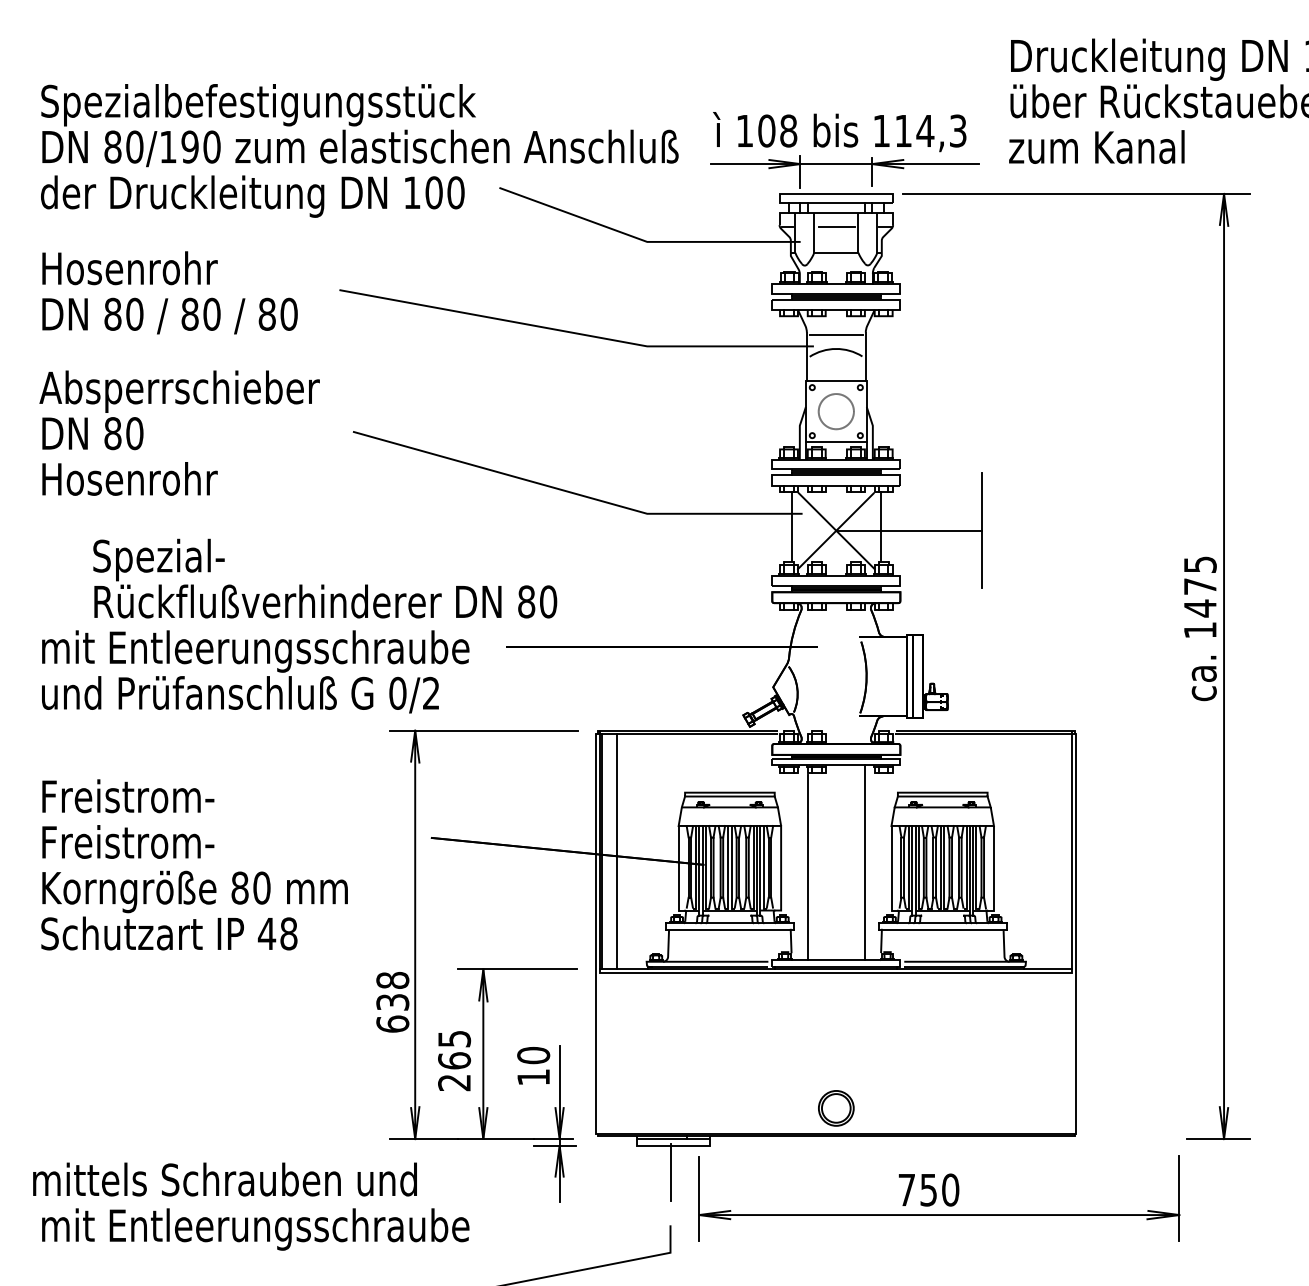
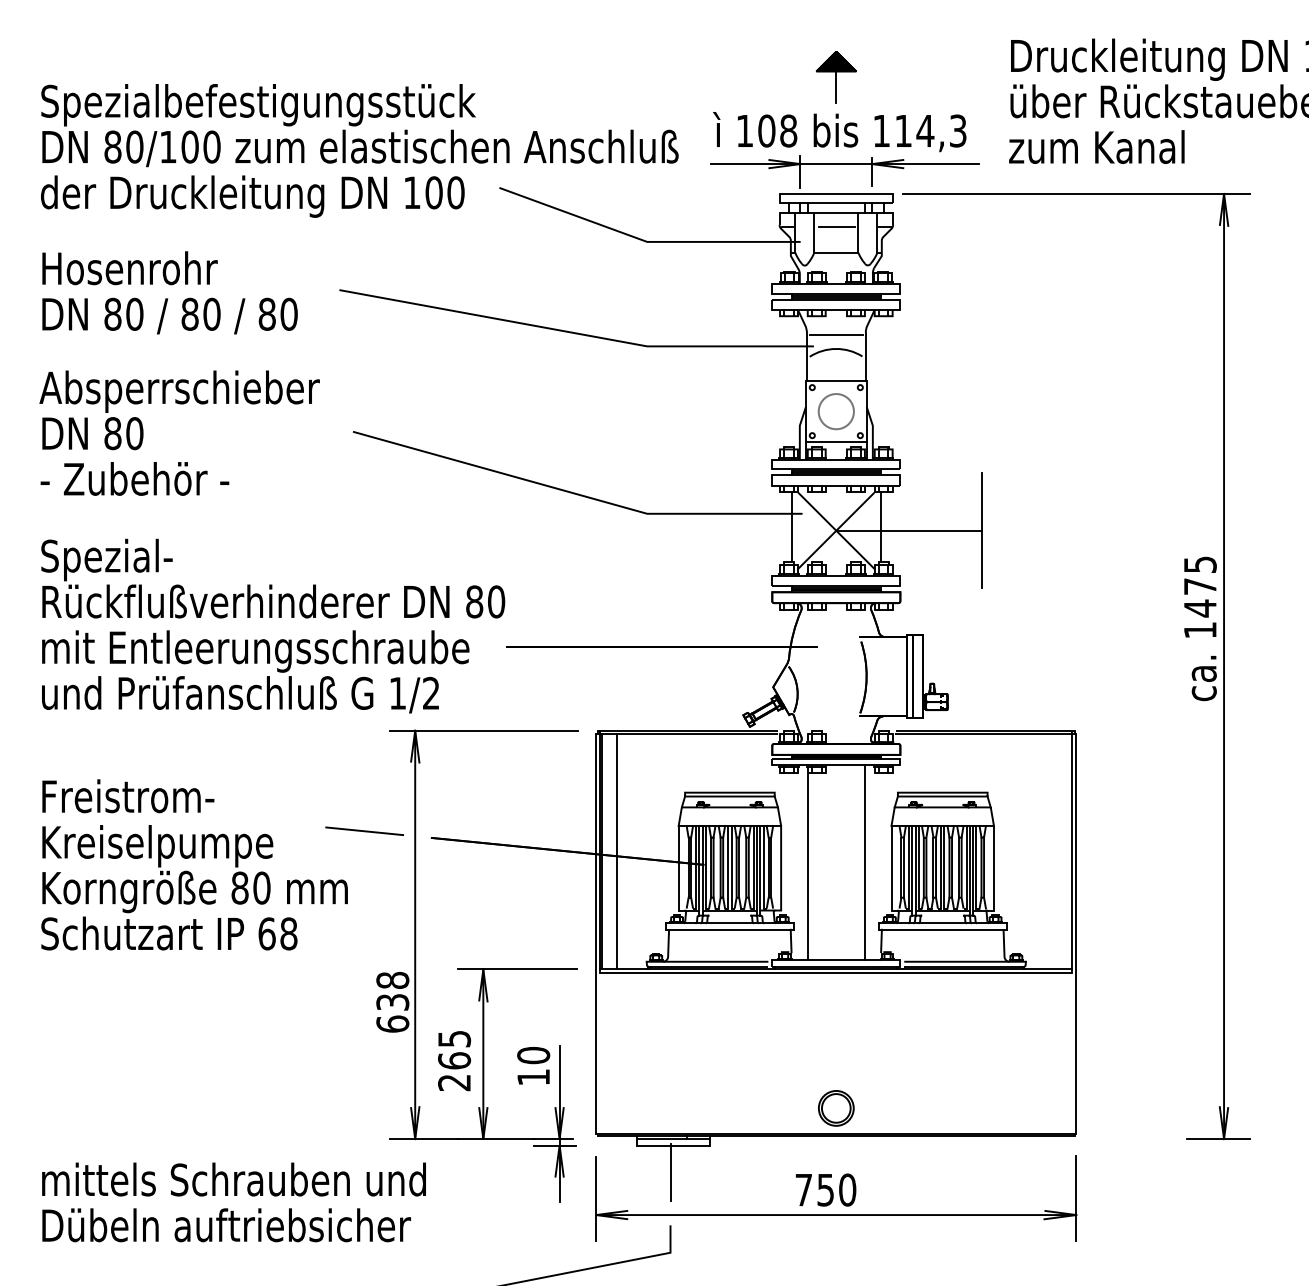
part: none -> present (836, 77)
text: 80/190 -> 80/100 (189, 146)
text: Hosenrohr -> - Zubehör - (134, 478)
text position: (325, 578) -> (273, 578) (273, 578)
text: 0/2 -> 1/2 (397, 692)
line: none -> present (364, 831)
text: Freistrom- -> Kreiselpumpe (159, 846)
text: 48 -> 68 (266, 933)
text position: (224, 1179) -> (233, 1179) (233, 1179)
part position: (939, 1198) -> (836, 1198) (836, 1198)
text: mit Entleerungsschraube -> Dübeln auftriebsicher (255, 1229)
